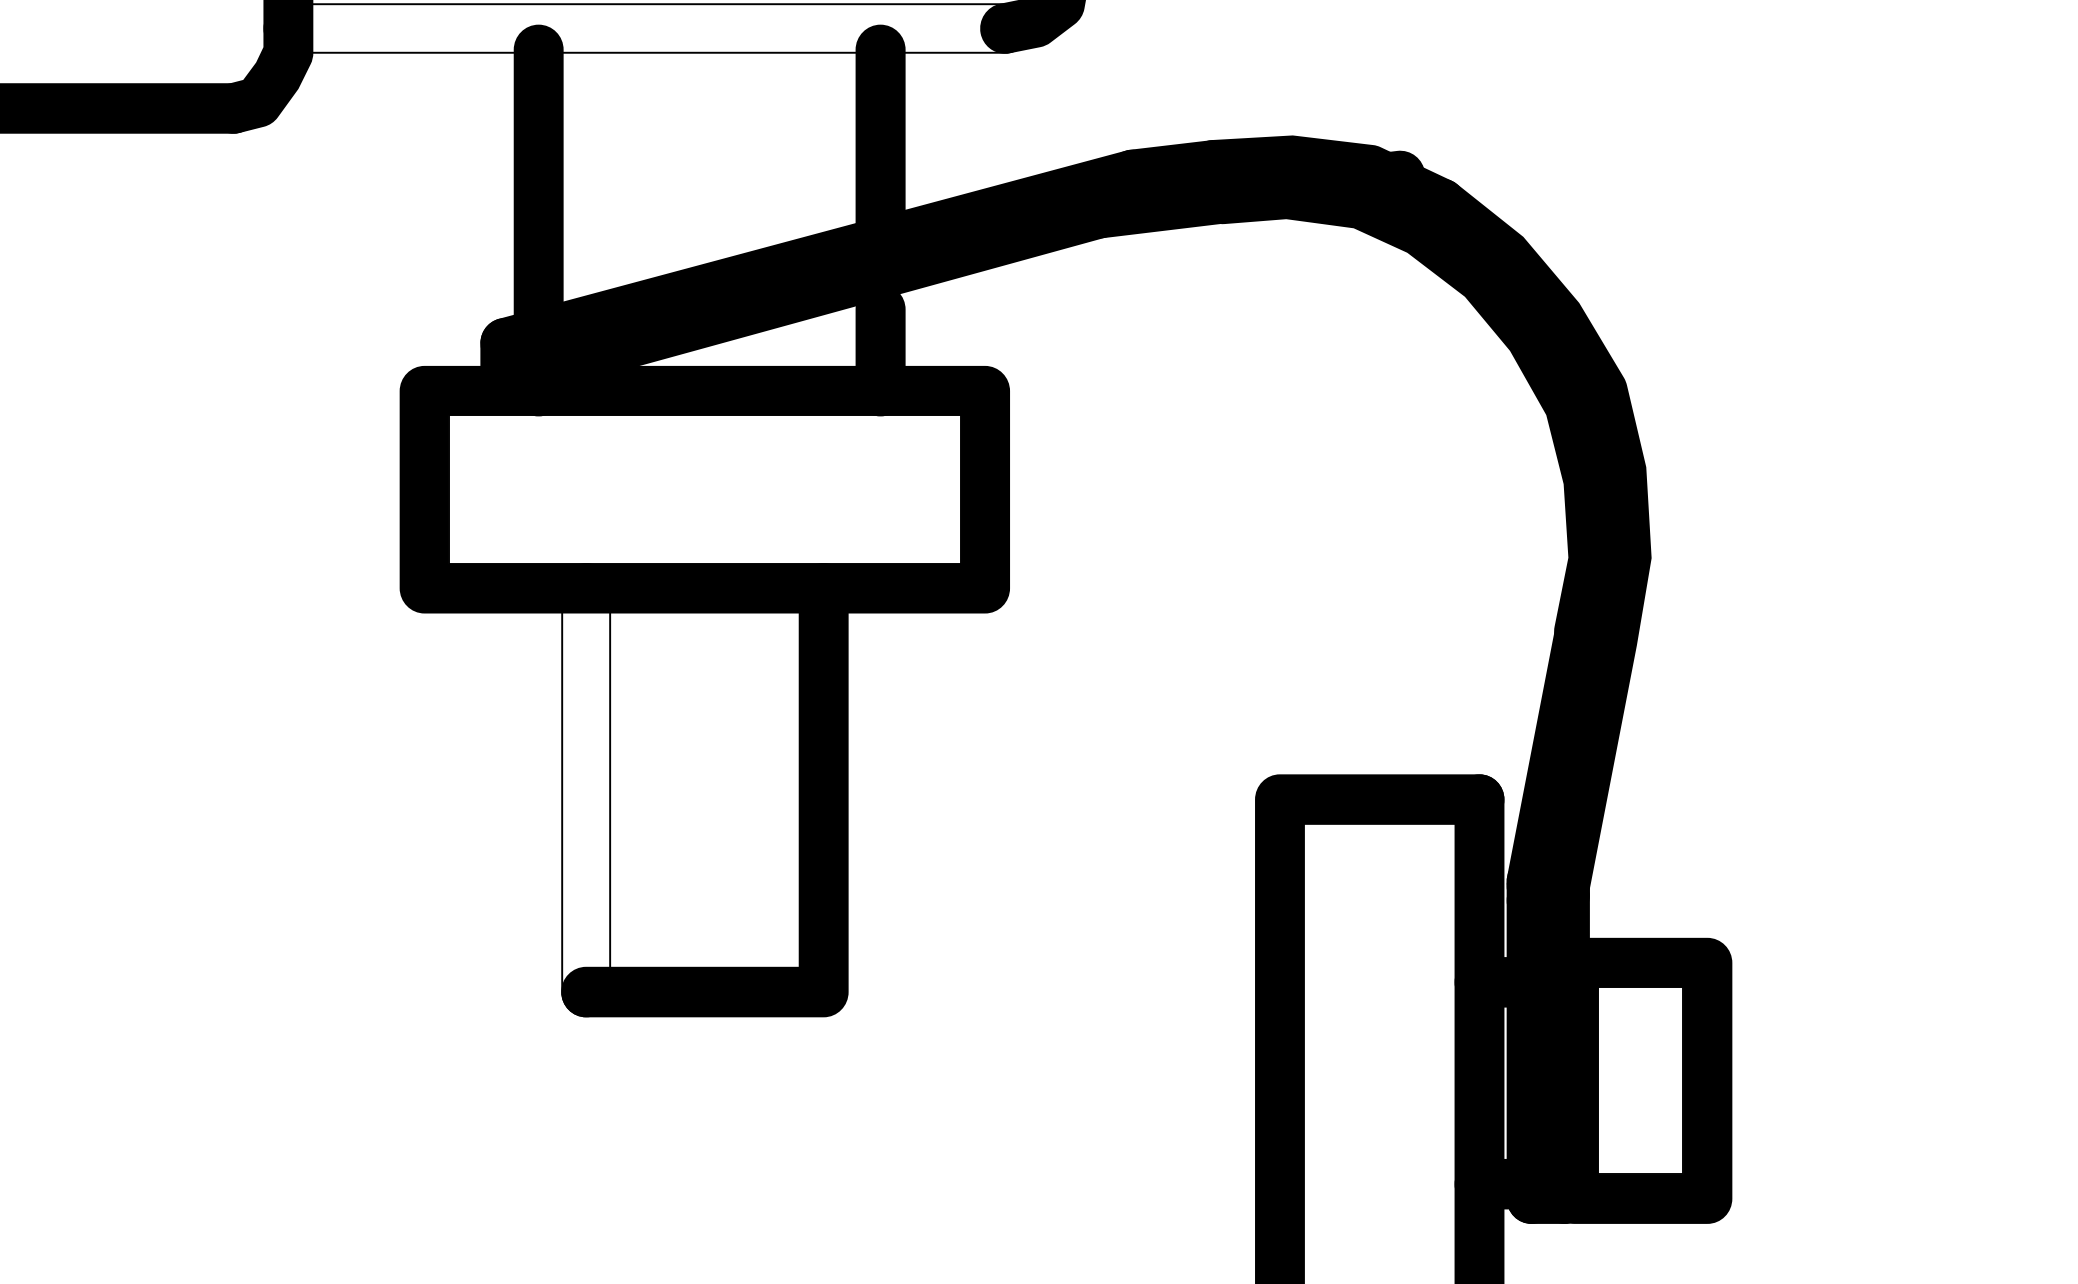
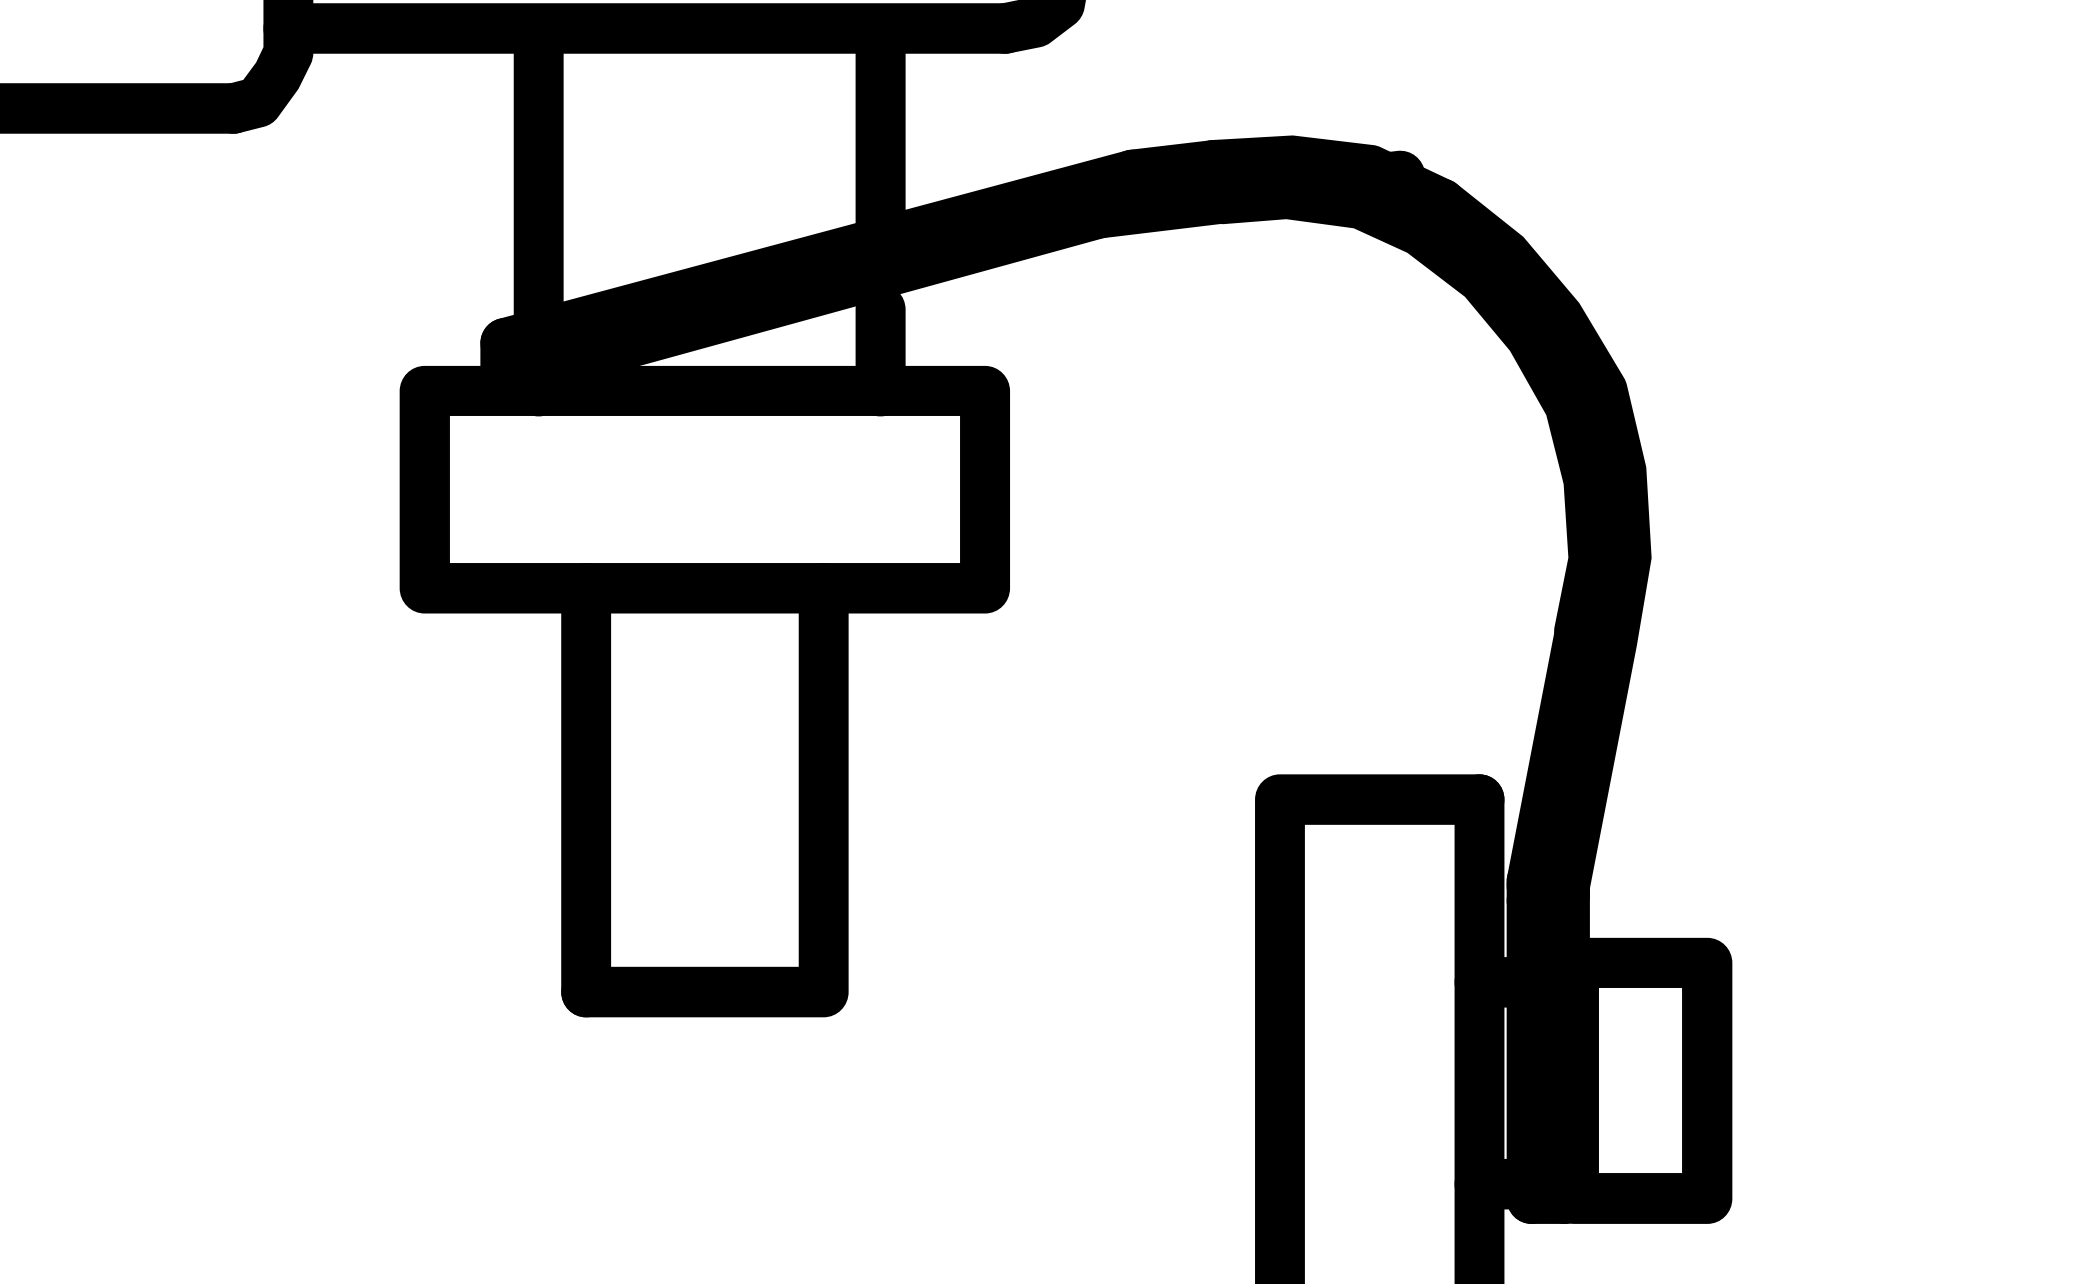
fill: none -> present (646, 28)
fill: none -> present (586, 789)
